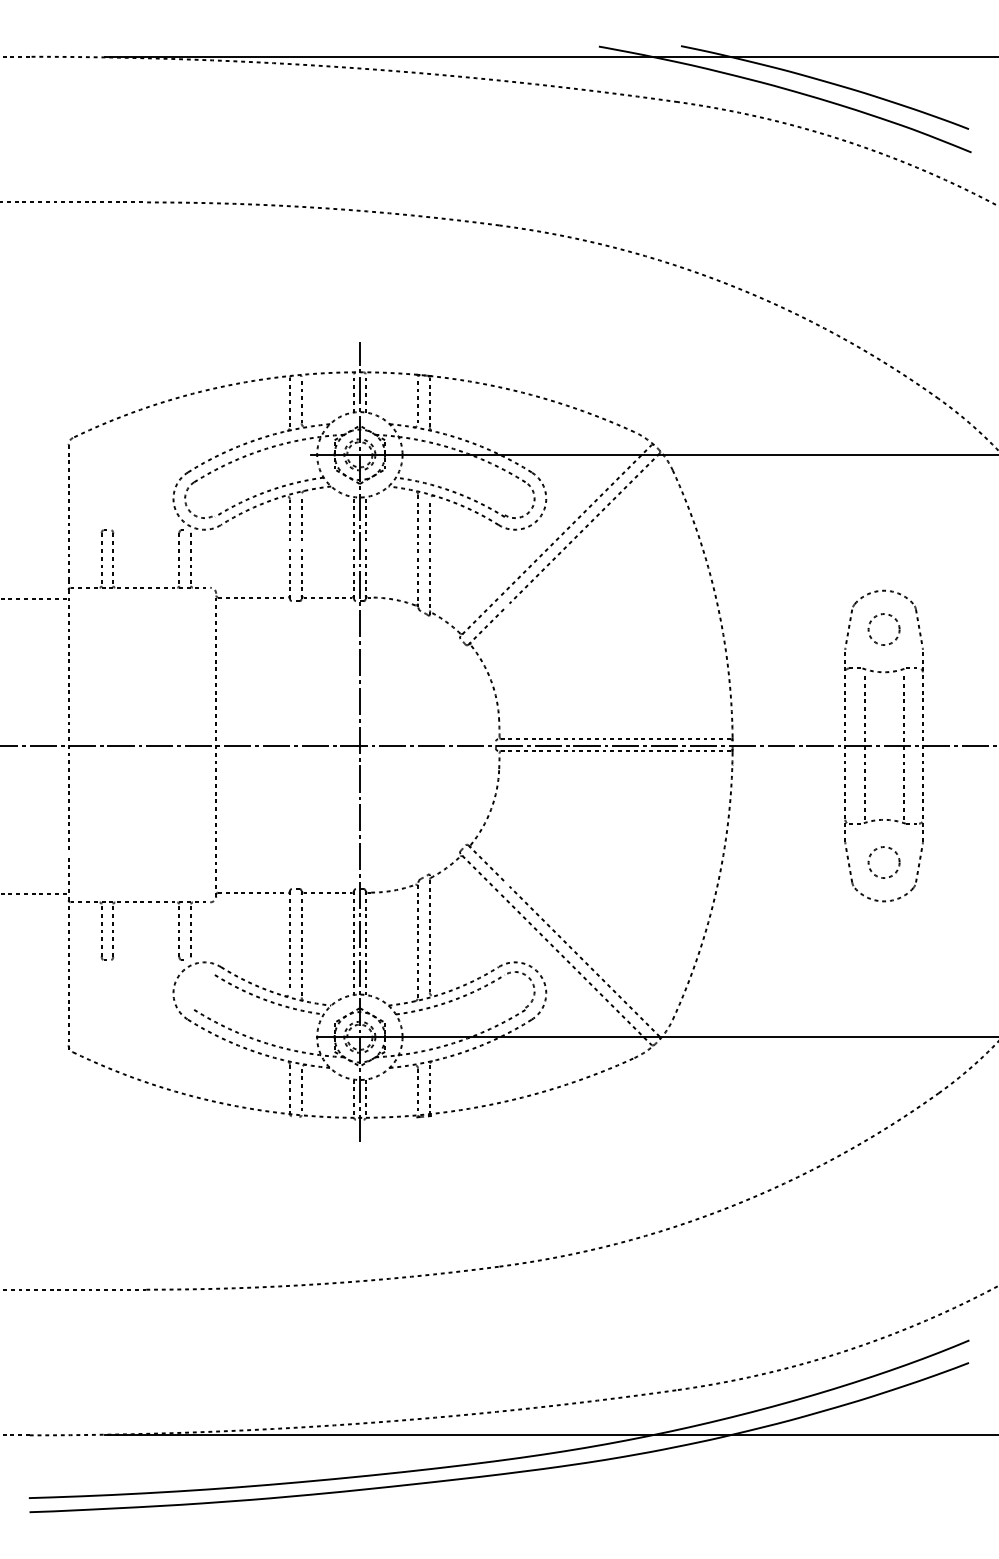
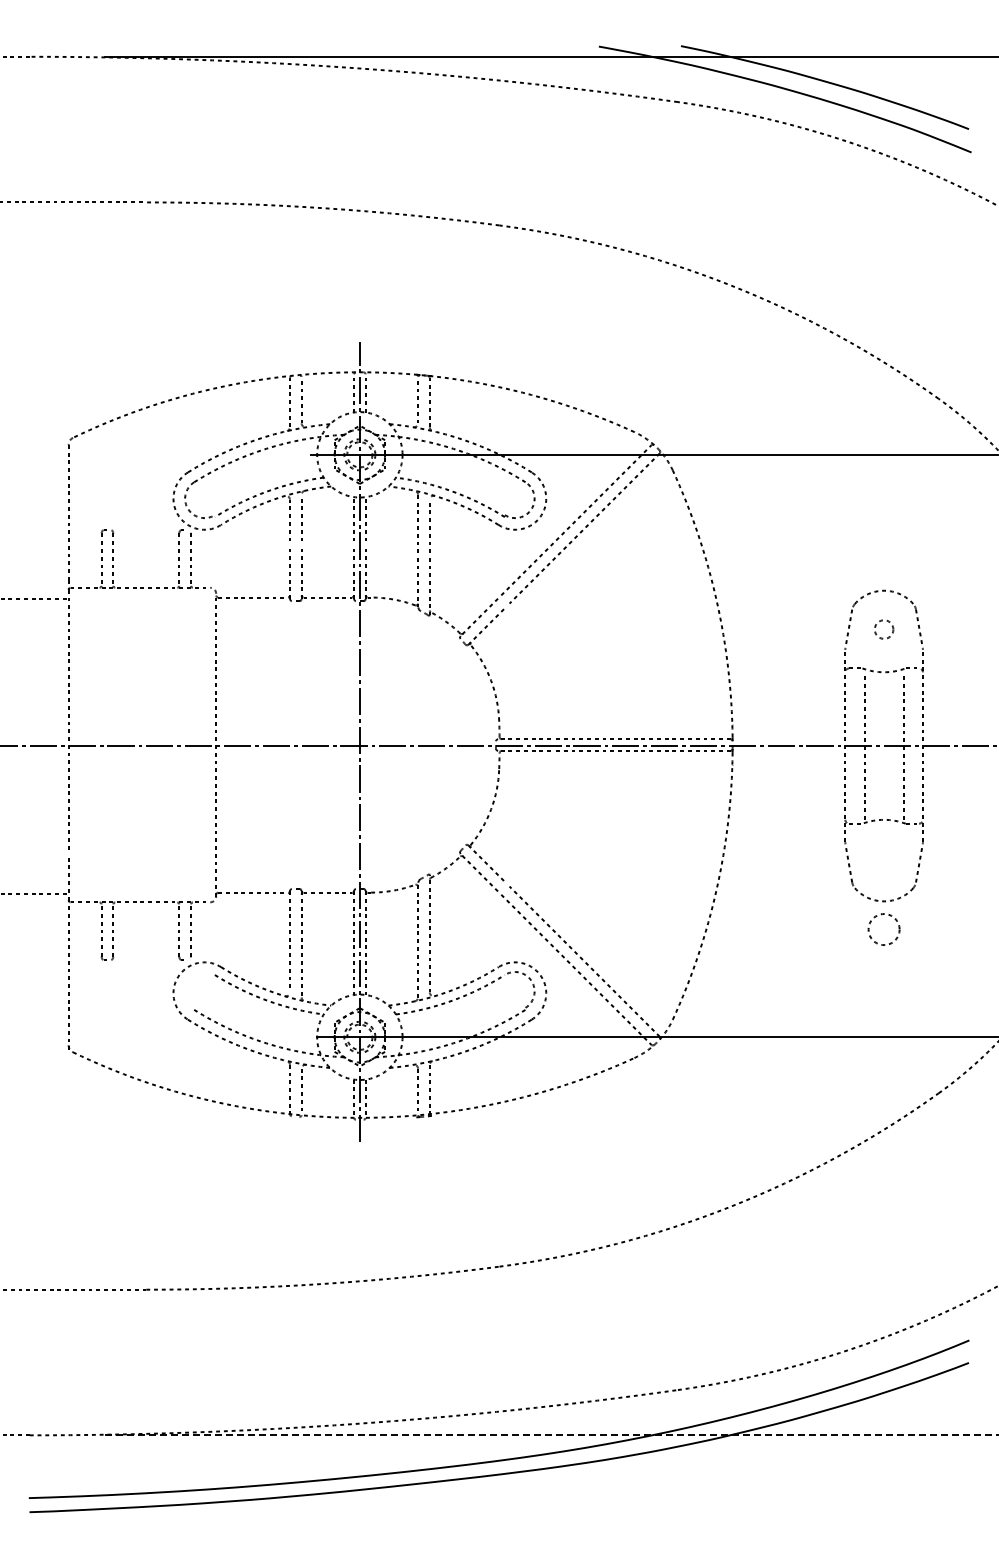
circle diameter: 31 px -> 19 px (883, 629)
circle position: (883, 862) -> (883, 929) (883, 929)
line: solid -> dashed (551, 1435)
